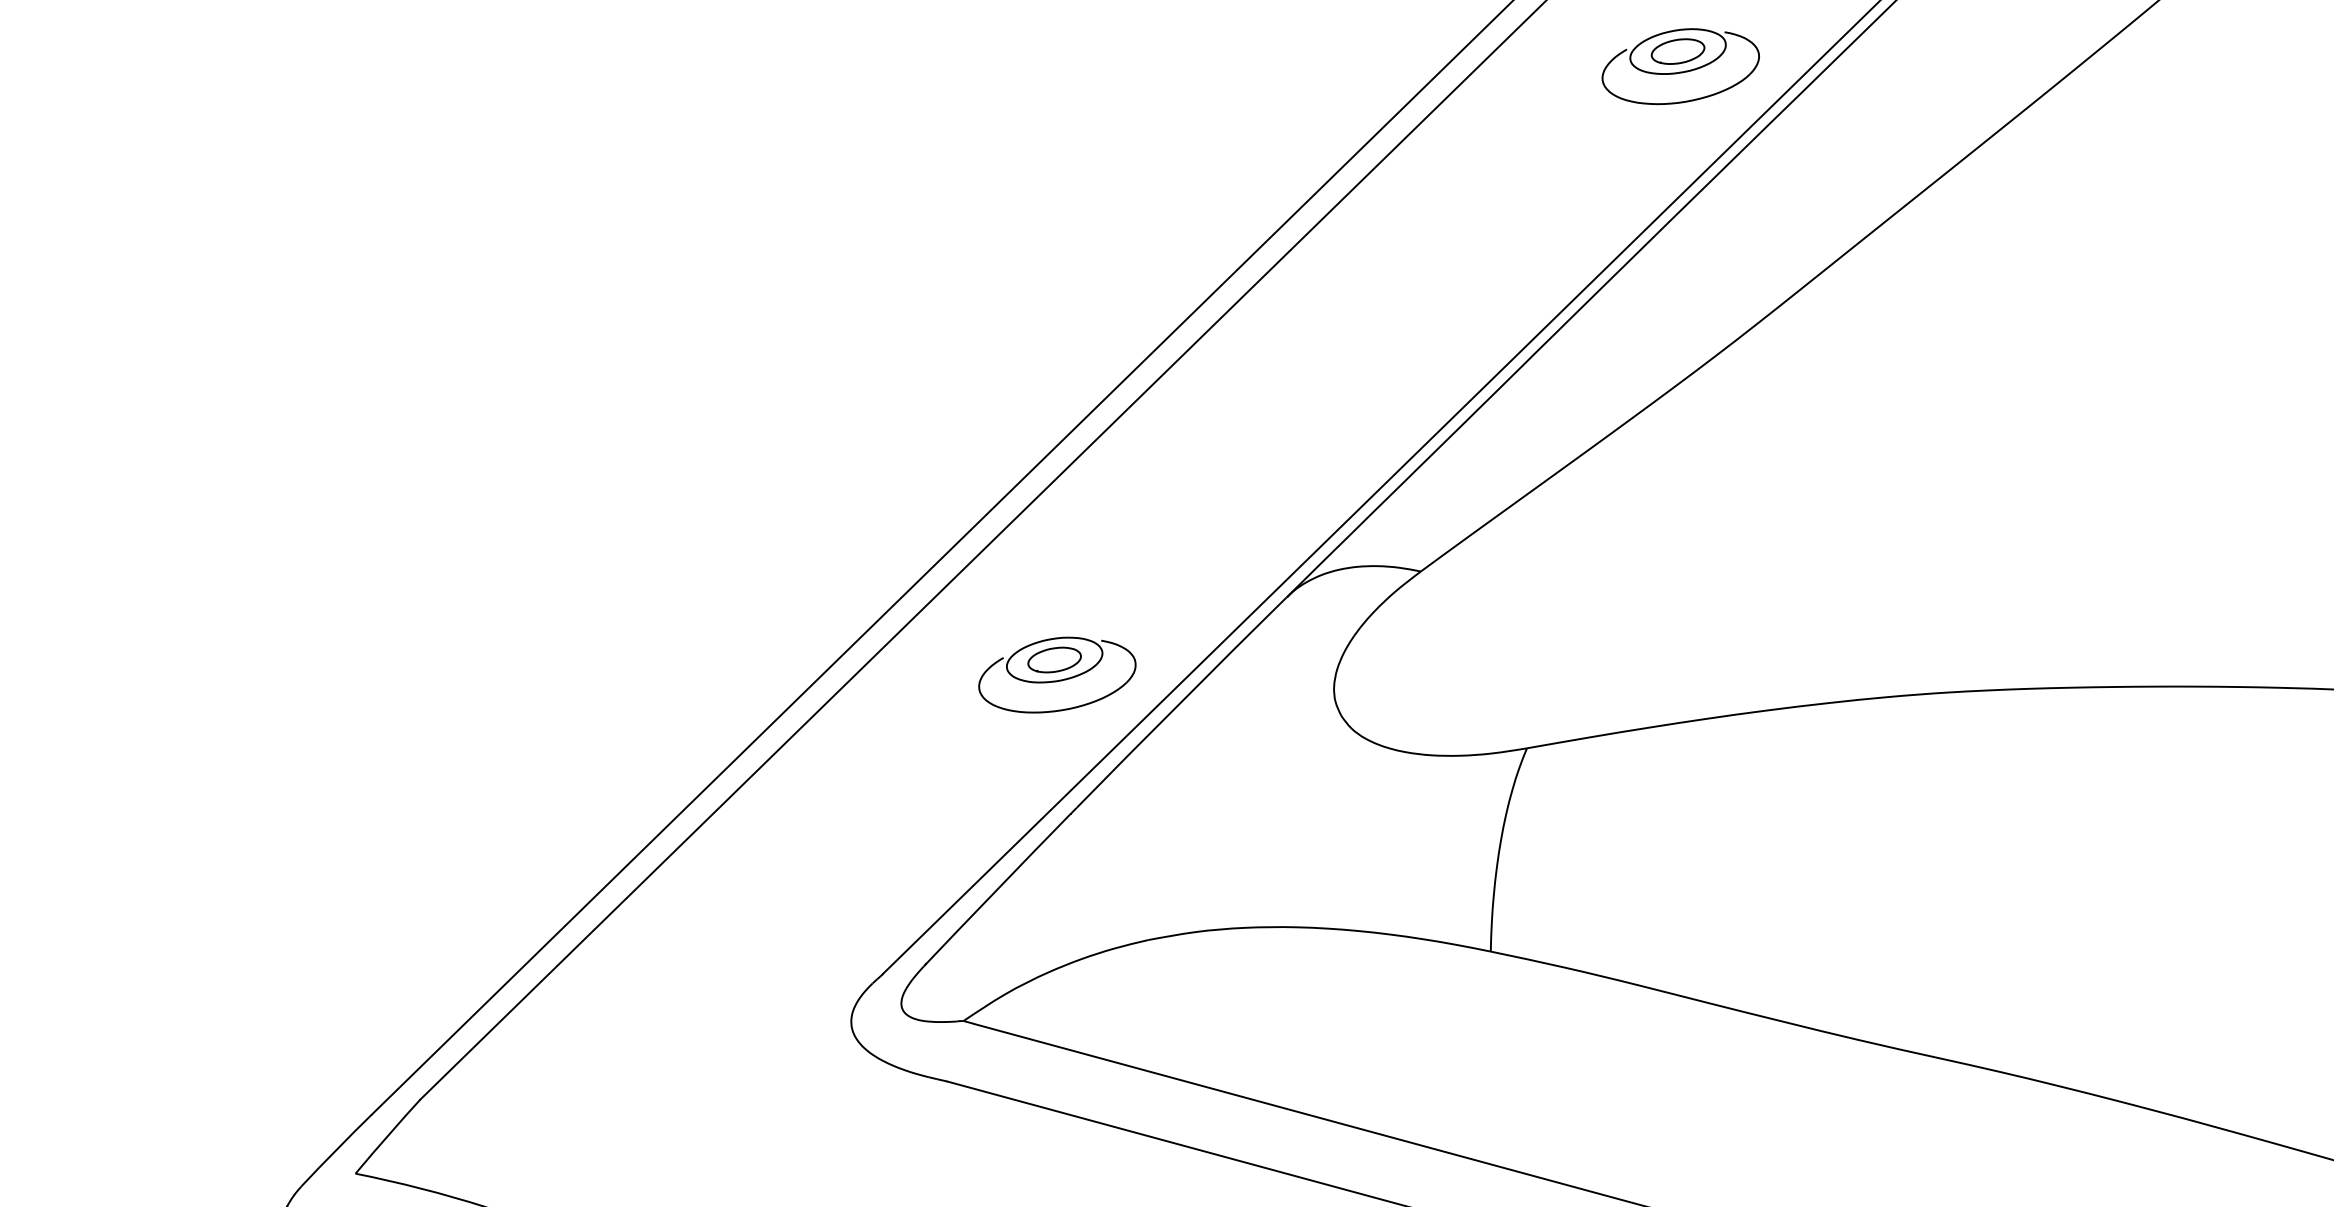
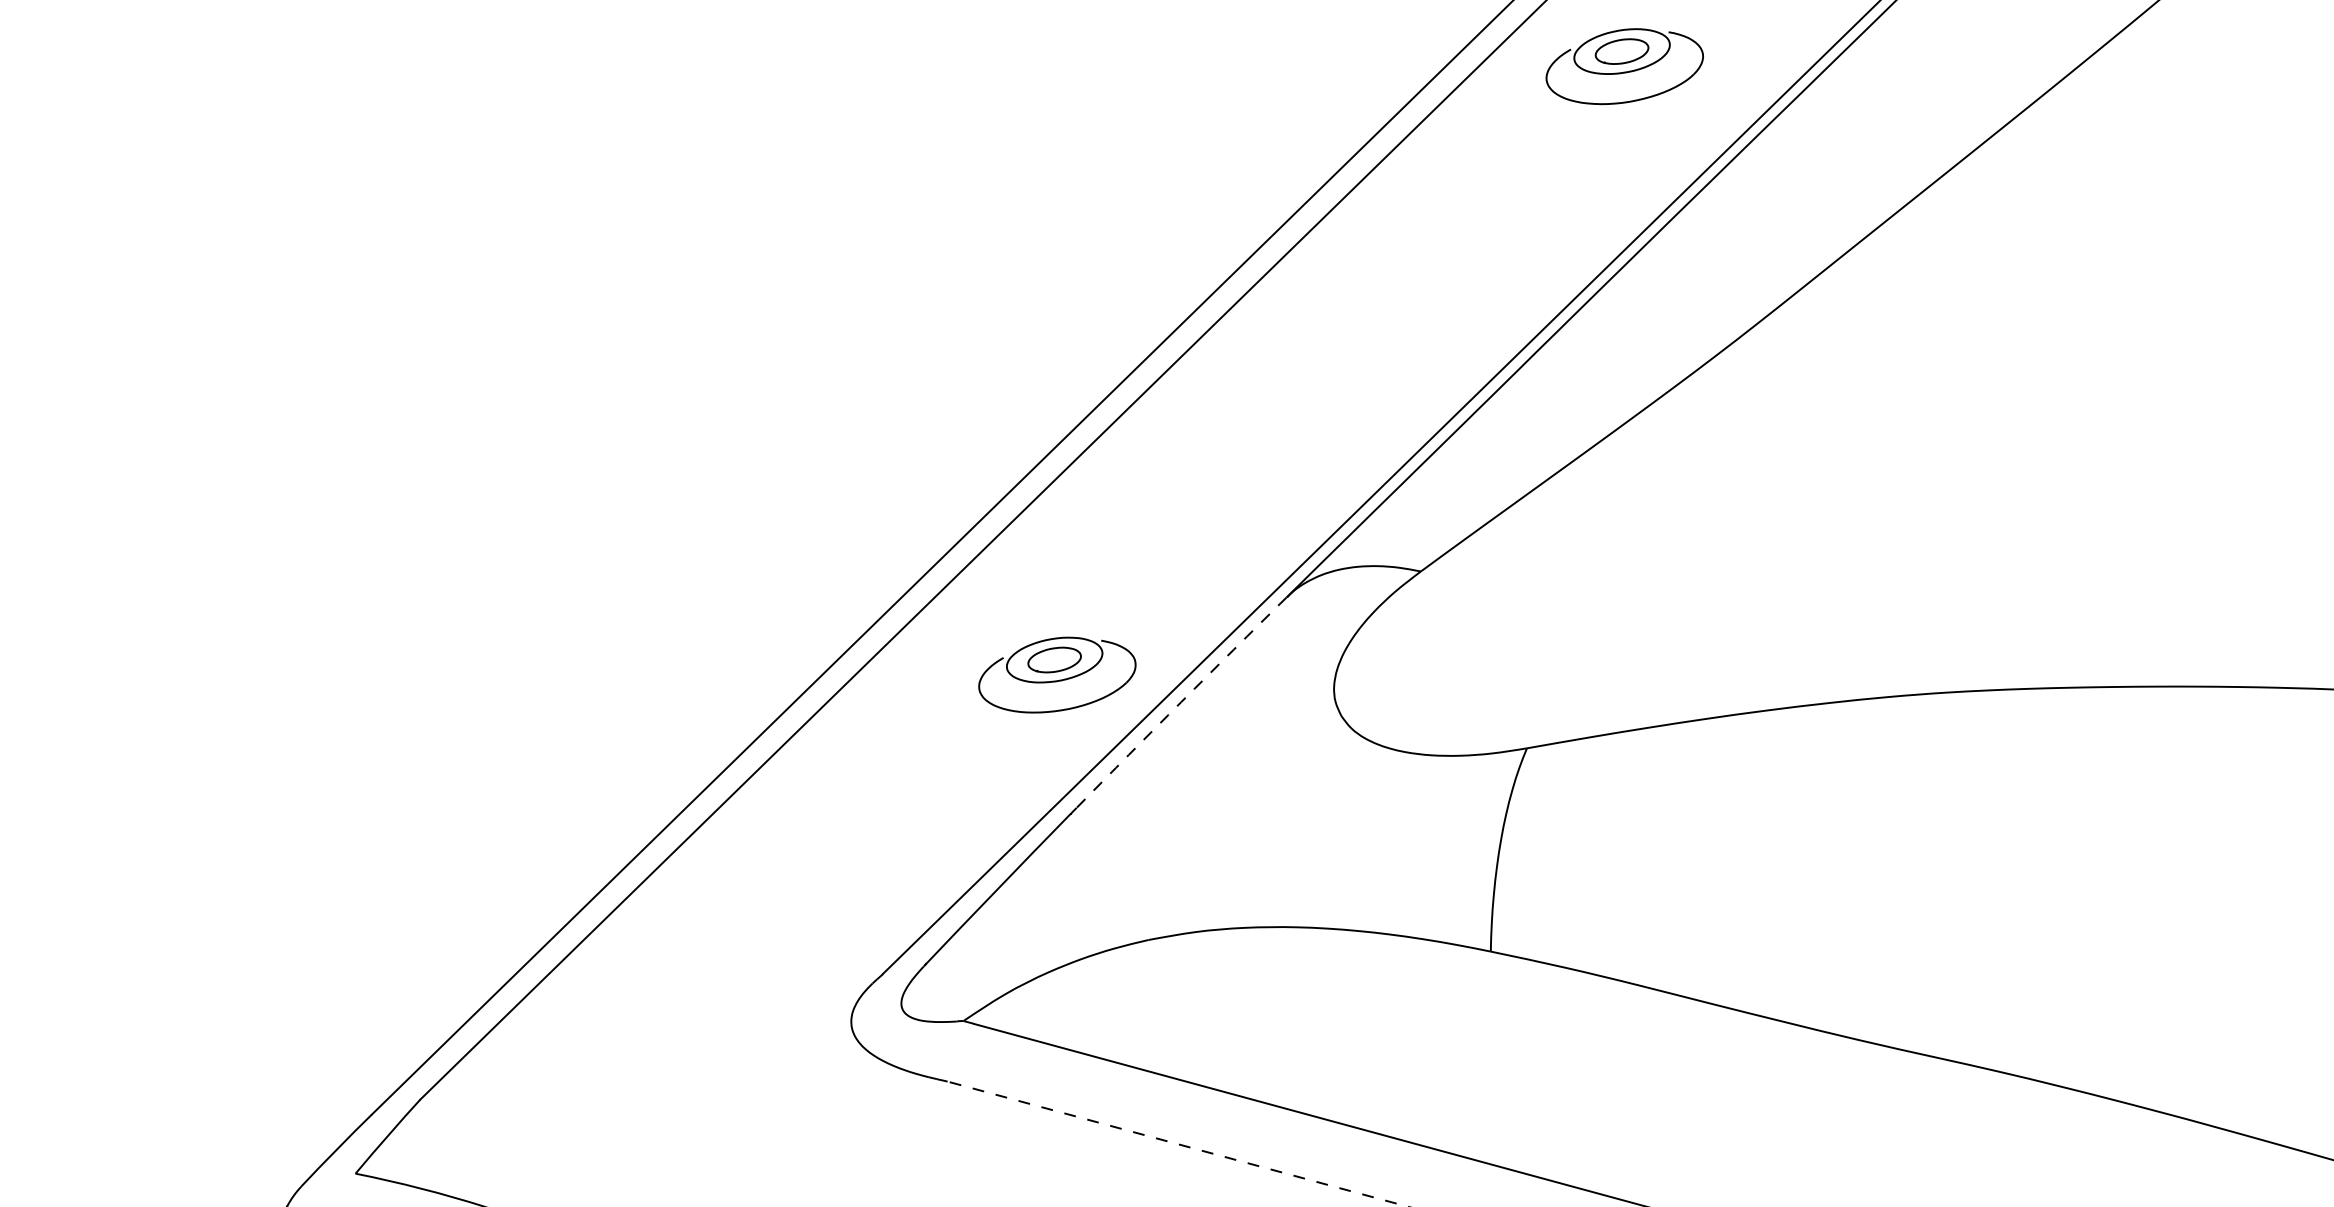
part position: (1680, 66) -> (1624, 66) (1624, 66)
arc: solid -> dashed (1181, 702)
line: solid -> dashed (1178, 1144)
